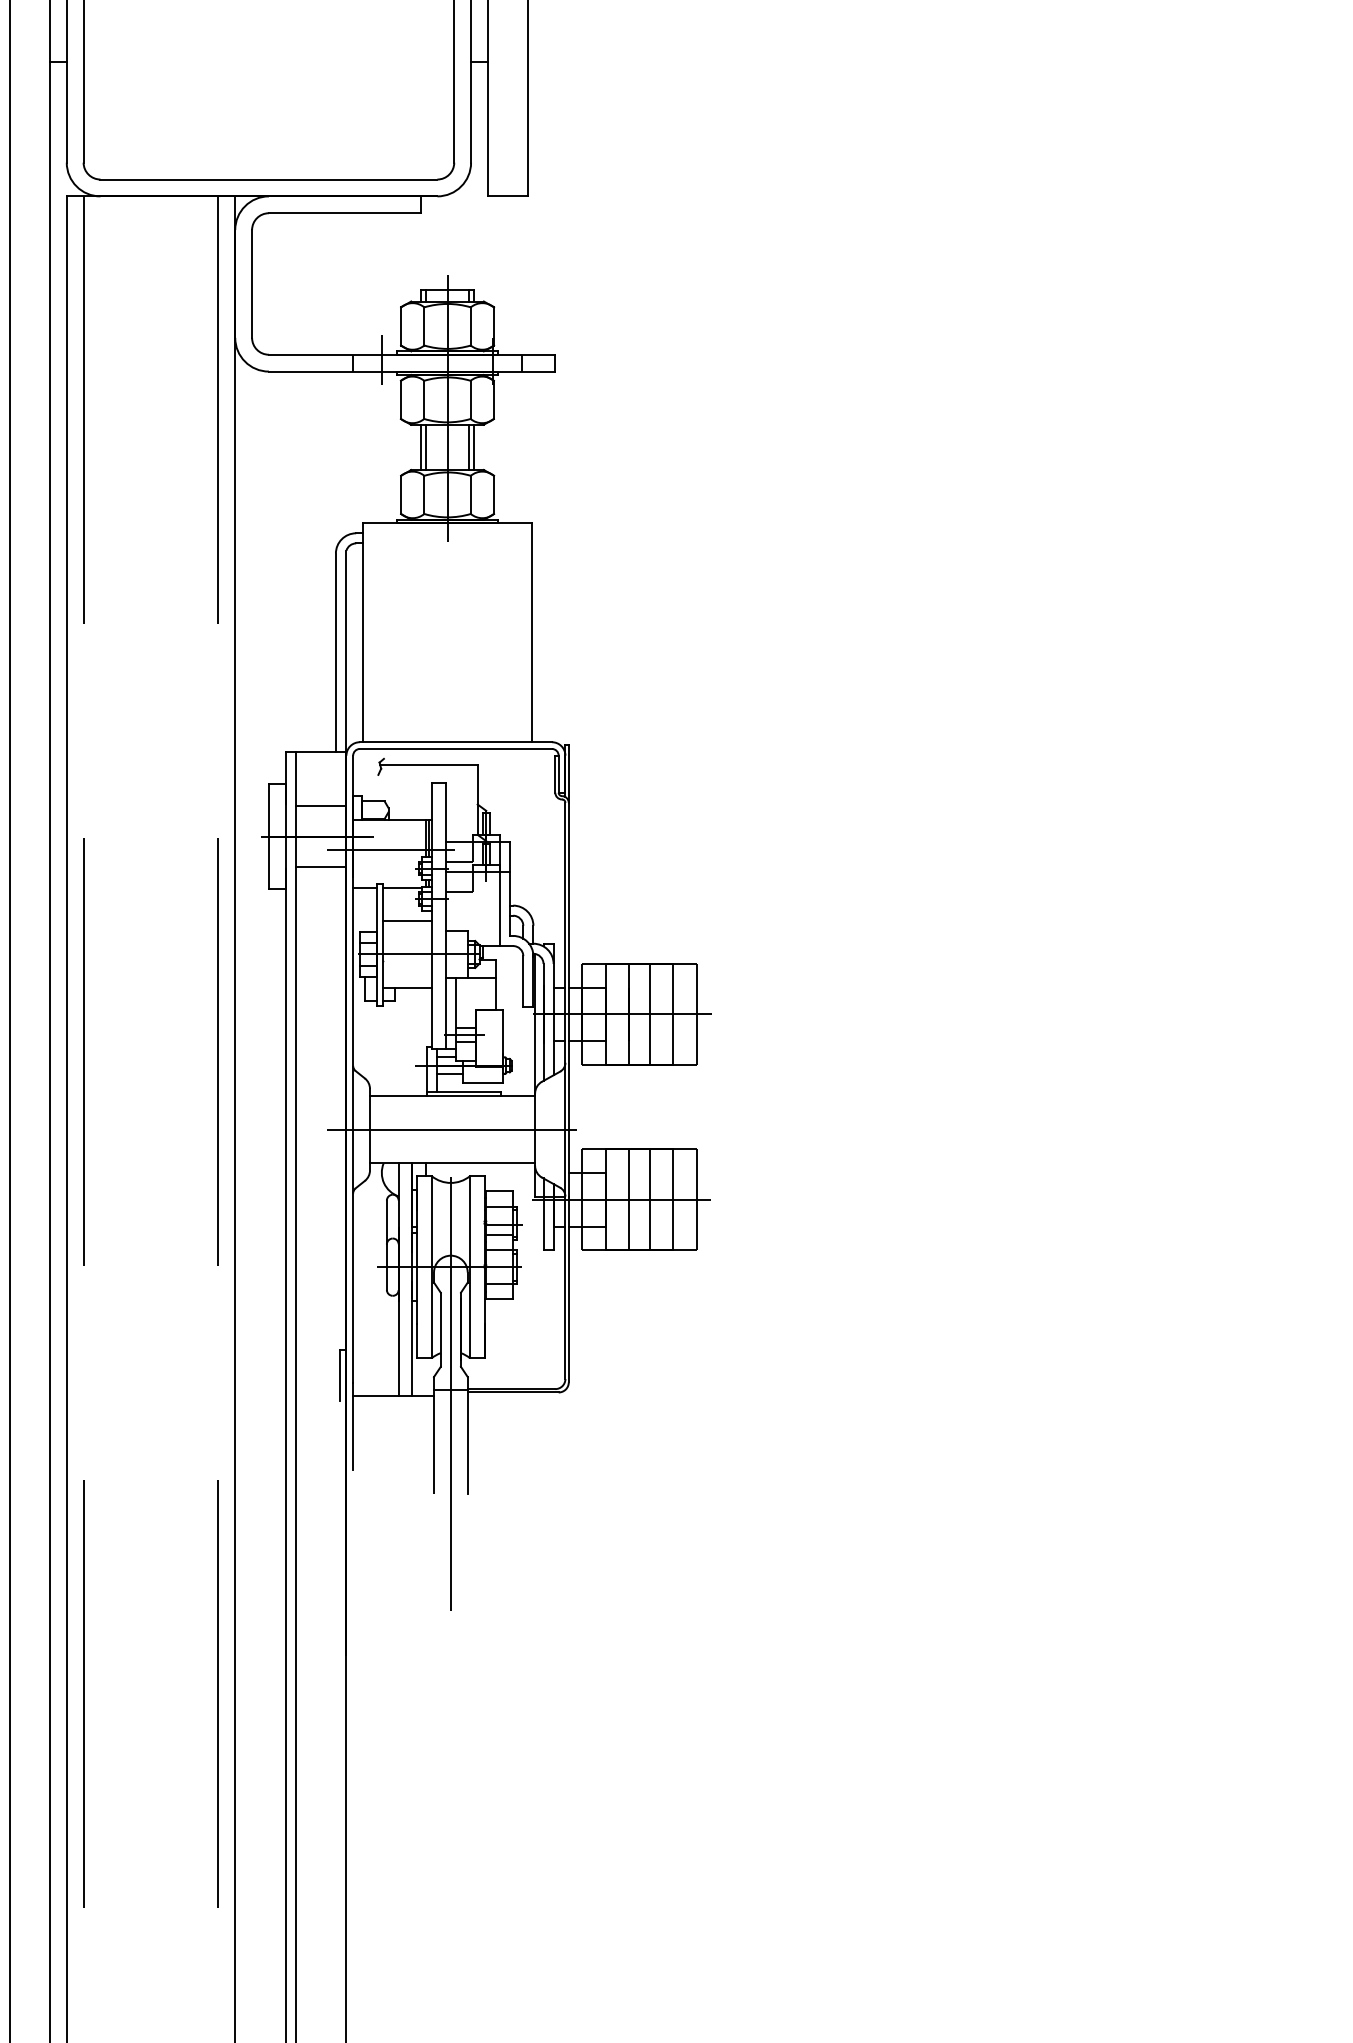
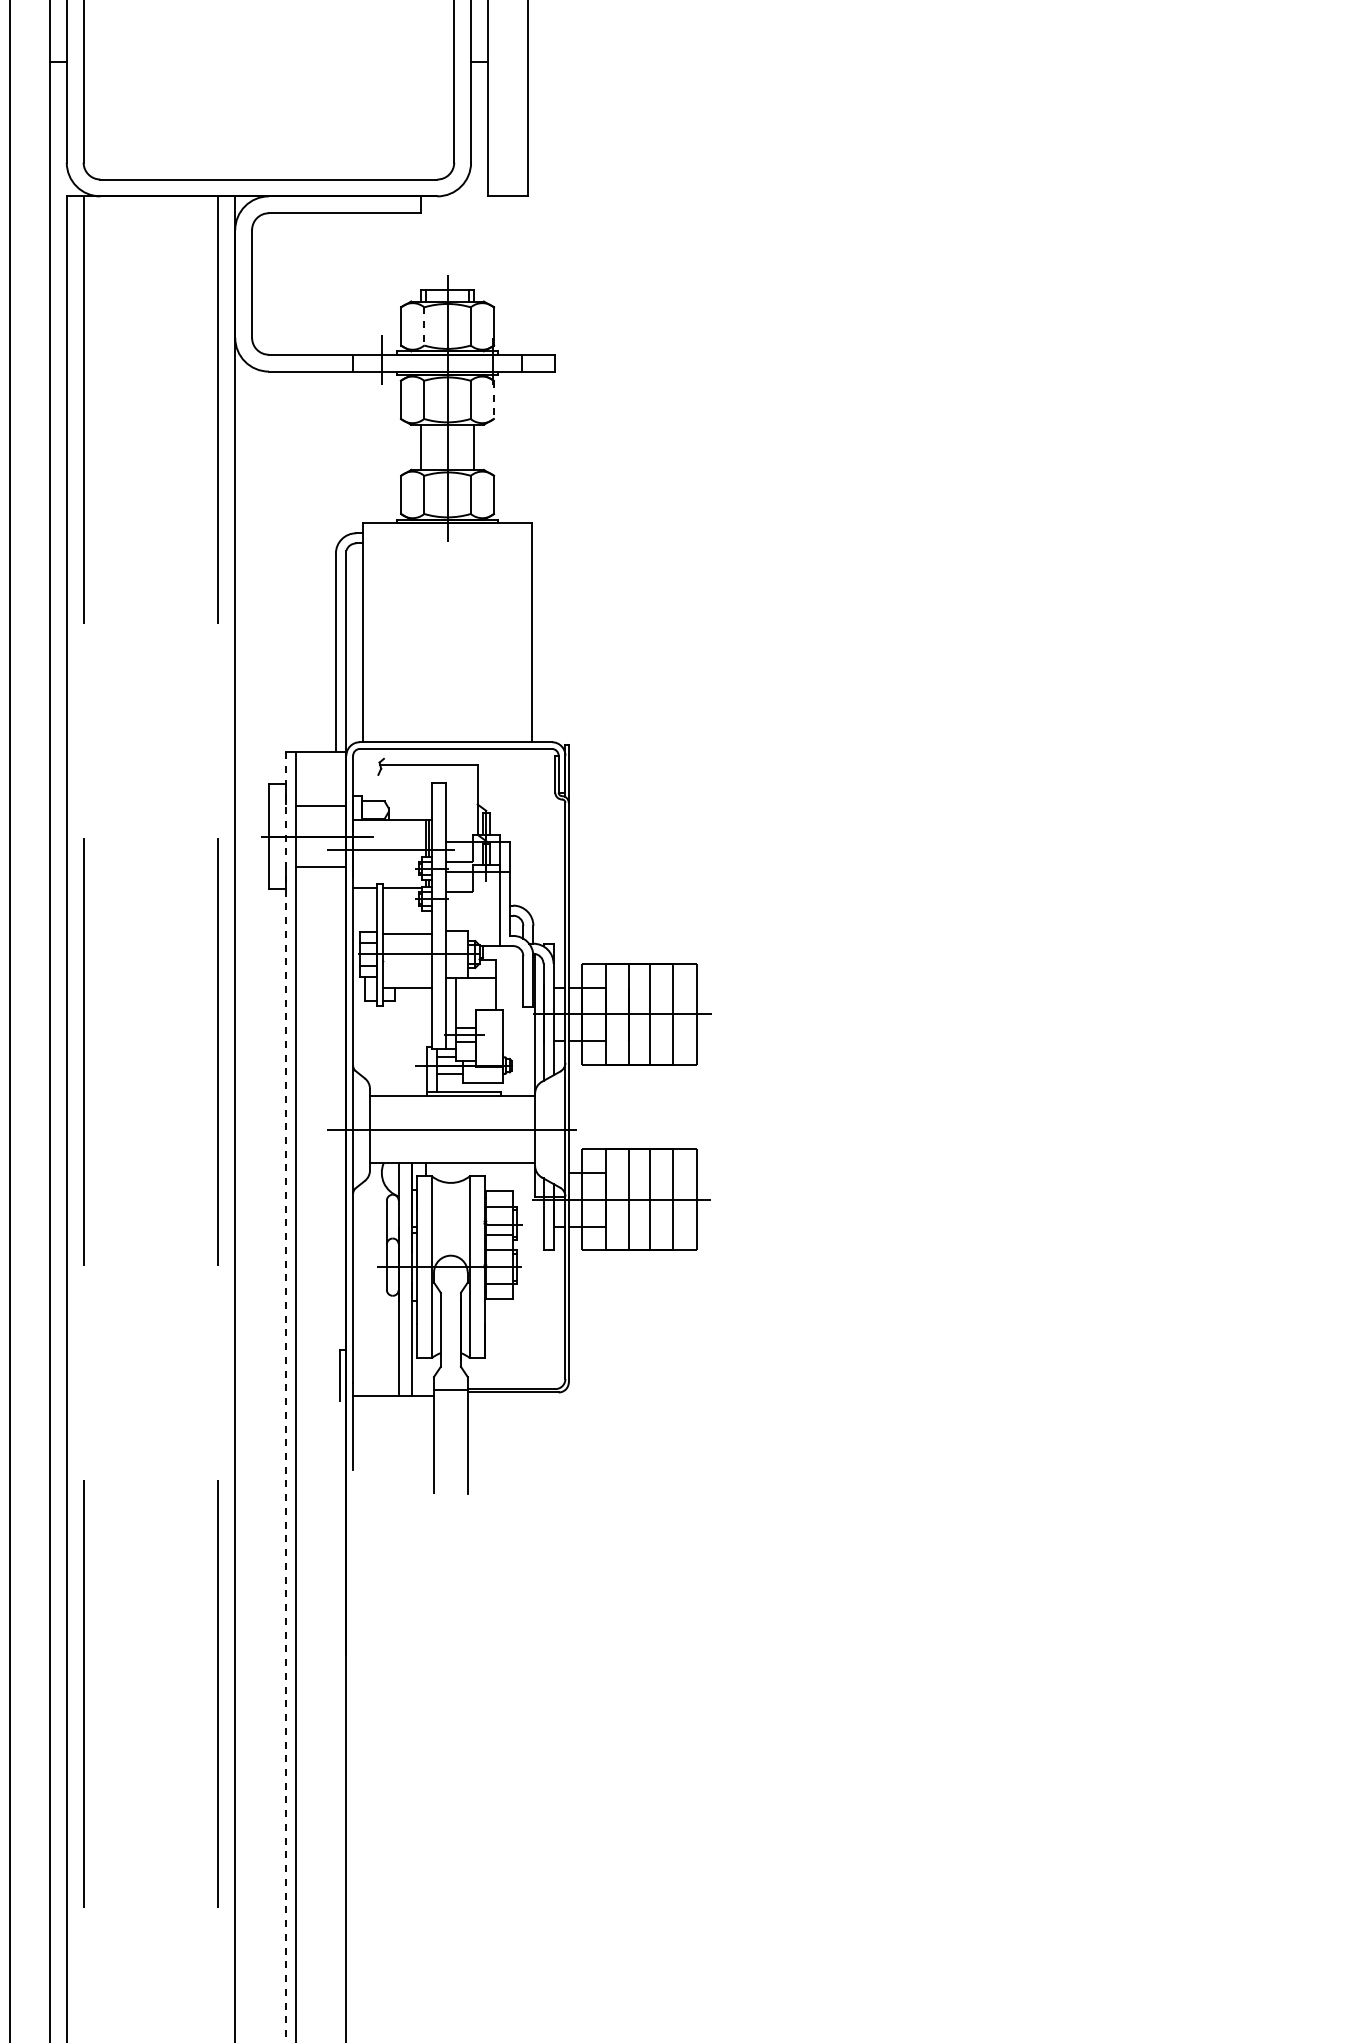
line: solid -> dashed (424, 326)
line: solid -> dashed (493, 400)
line: present -> none (426, 446)
line: present -> none (468, 446)
line position: (407, 920) -> (407, 933) (407, 933)
line: present -> none (450, 1393)
line: solid -> dashed (285, 1397)
